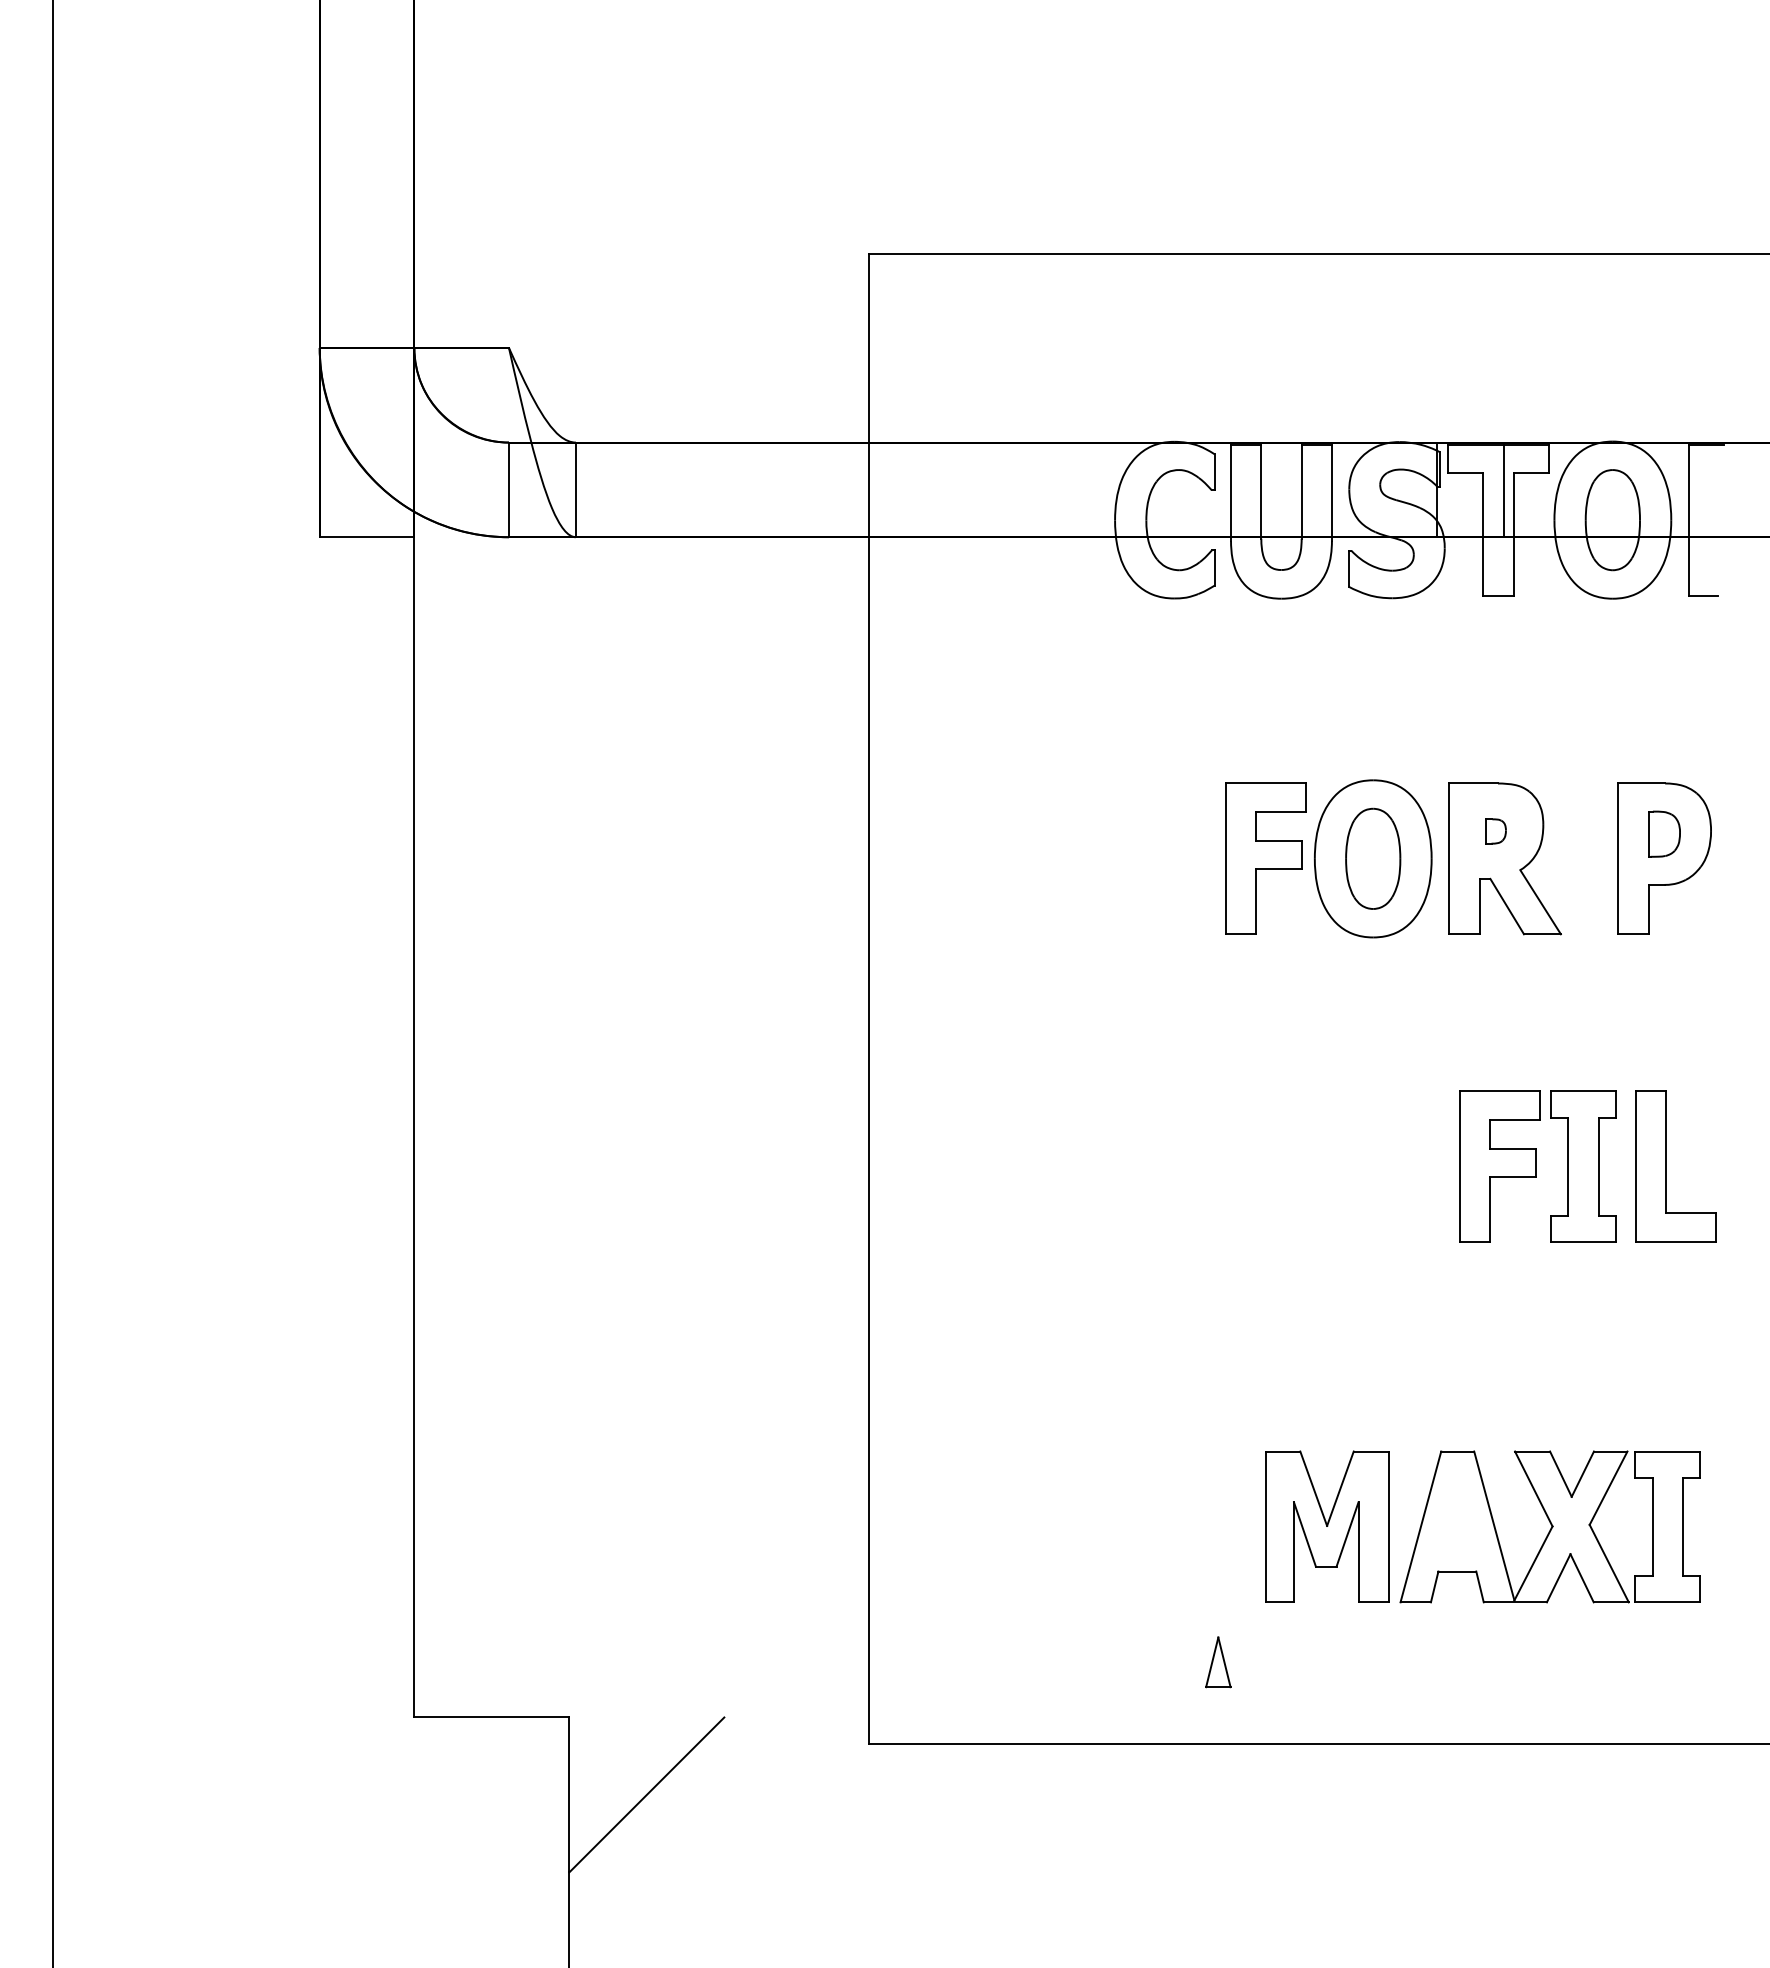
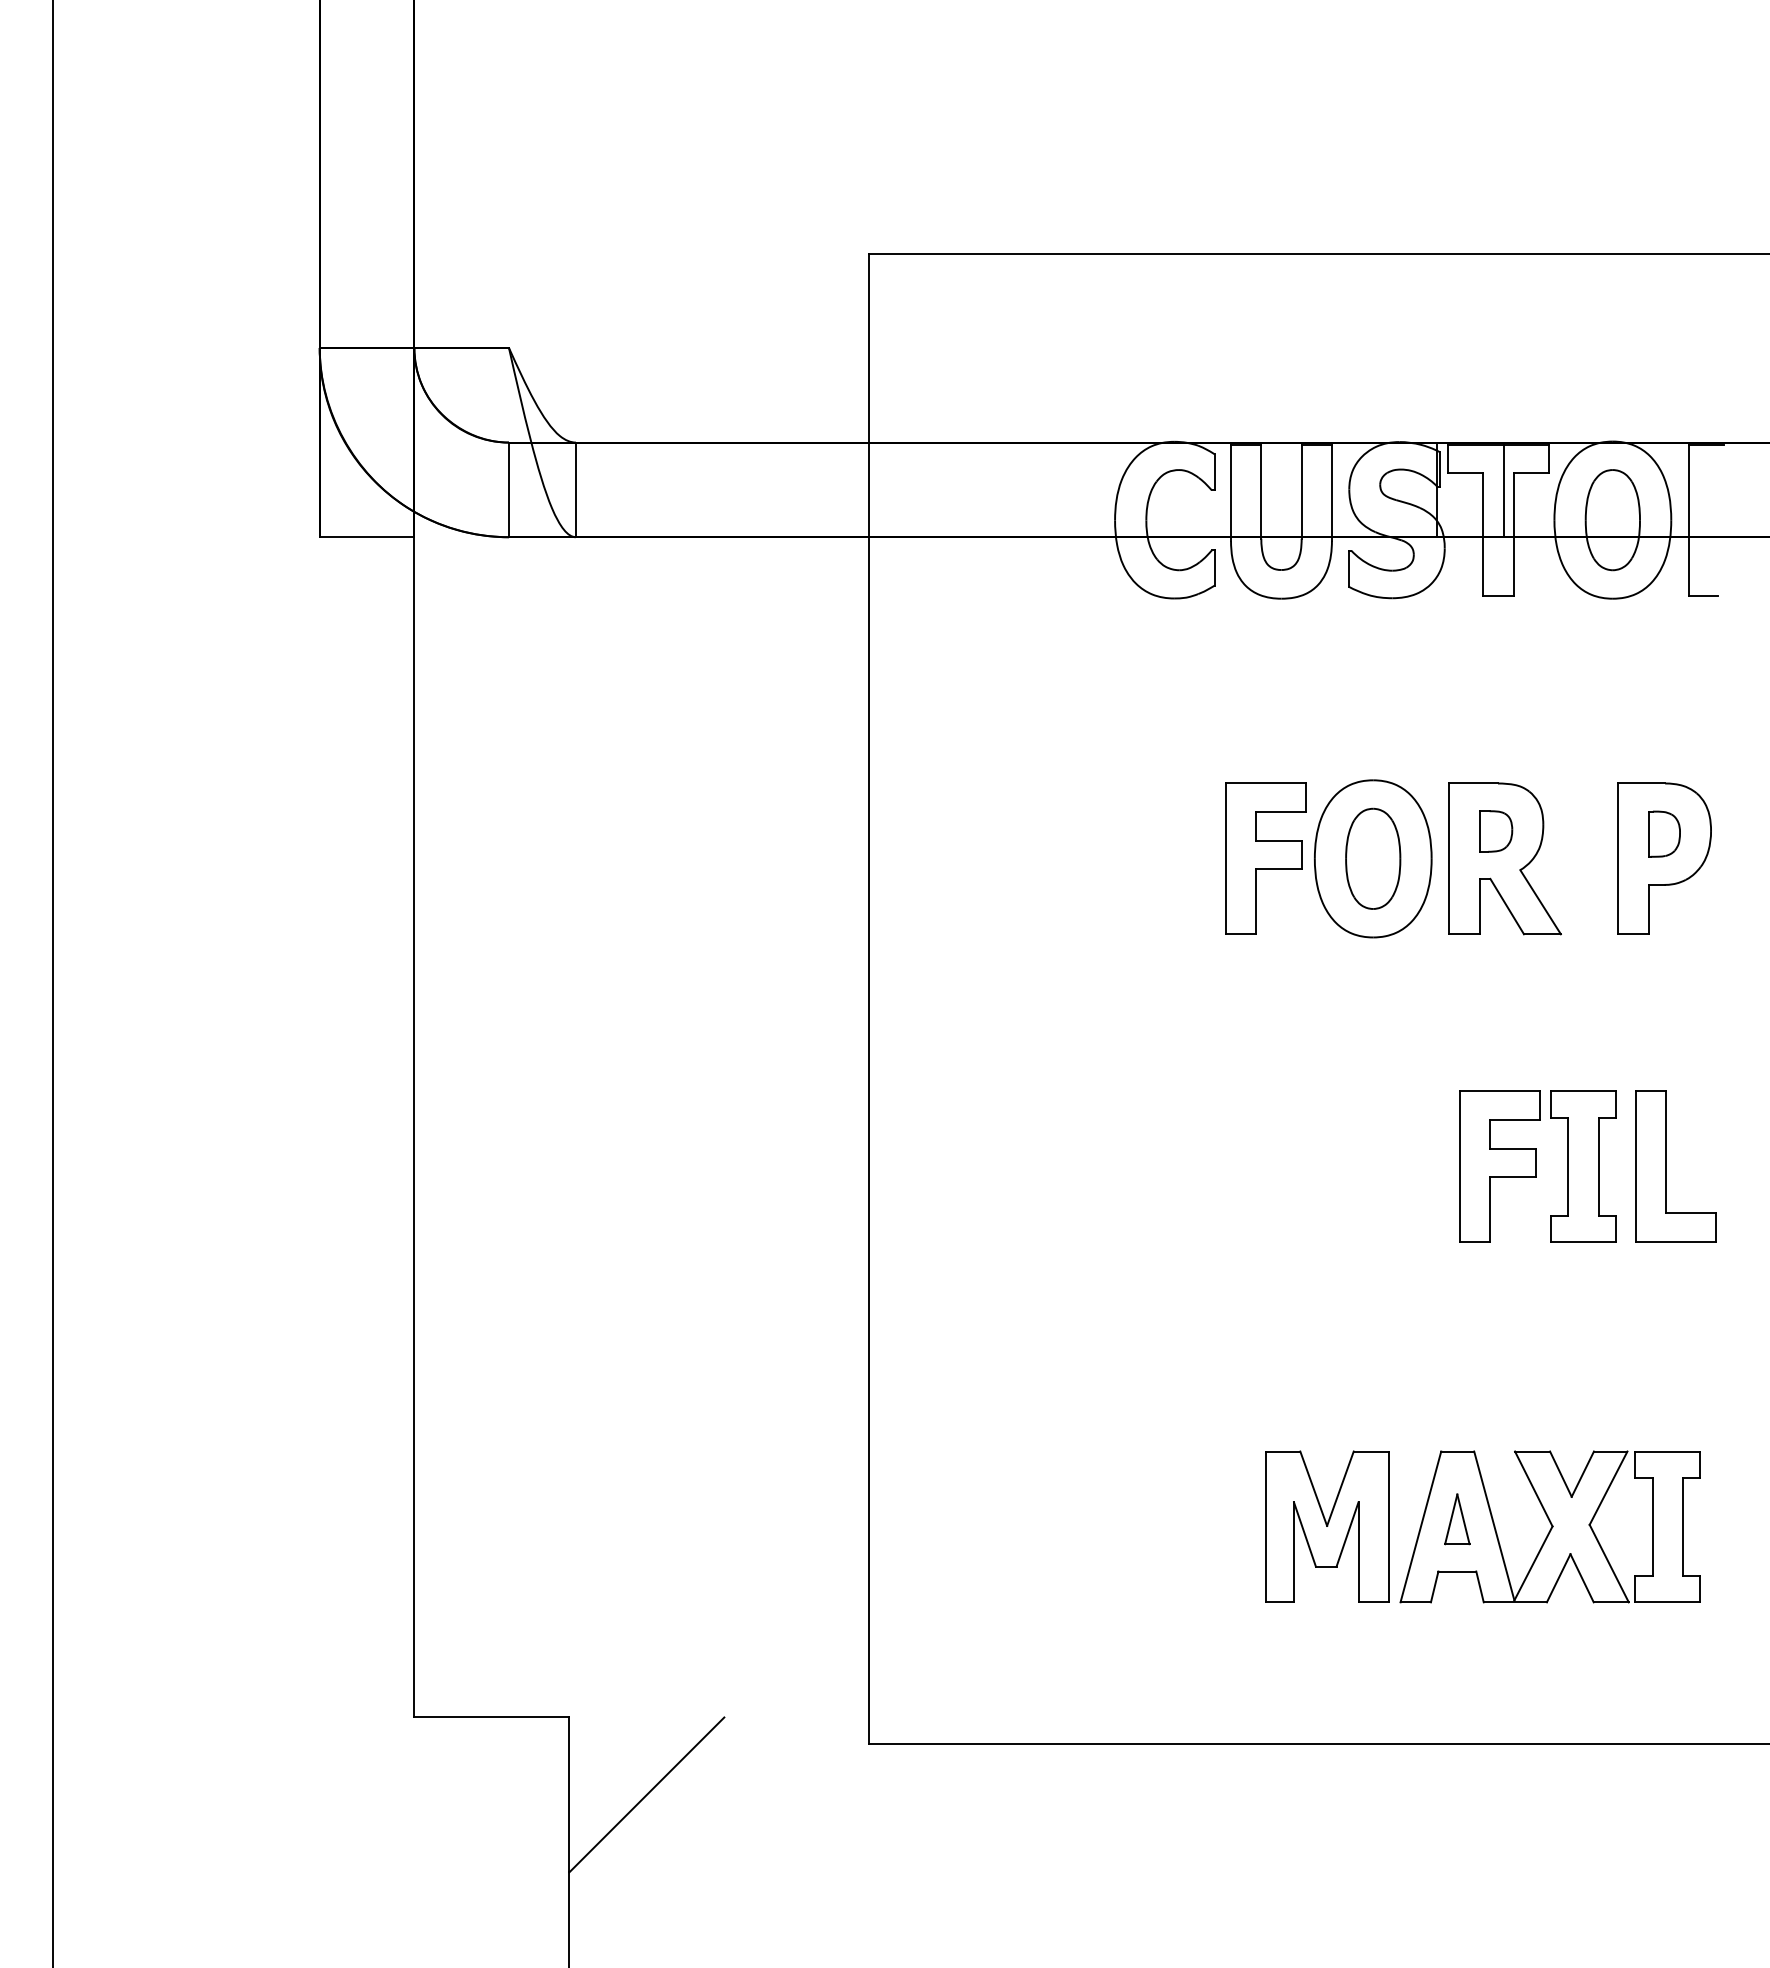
part size: 22x27 px -> 35x43 px (1496, 831)
part position: (1218, 1662) -> (1457, 1519) (1457, 1519)
